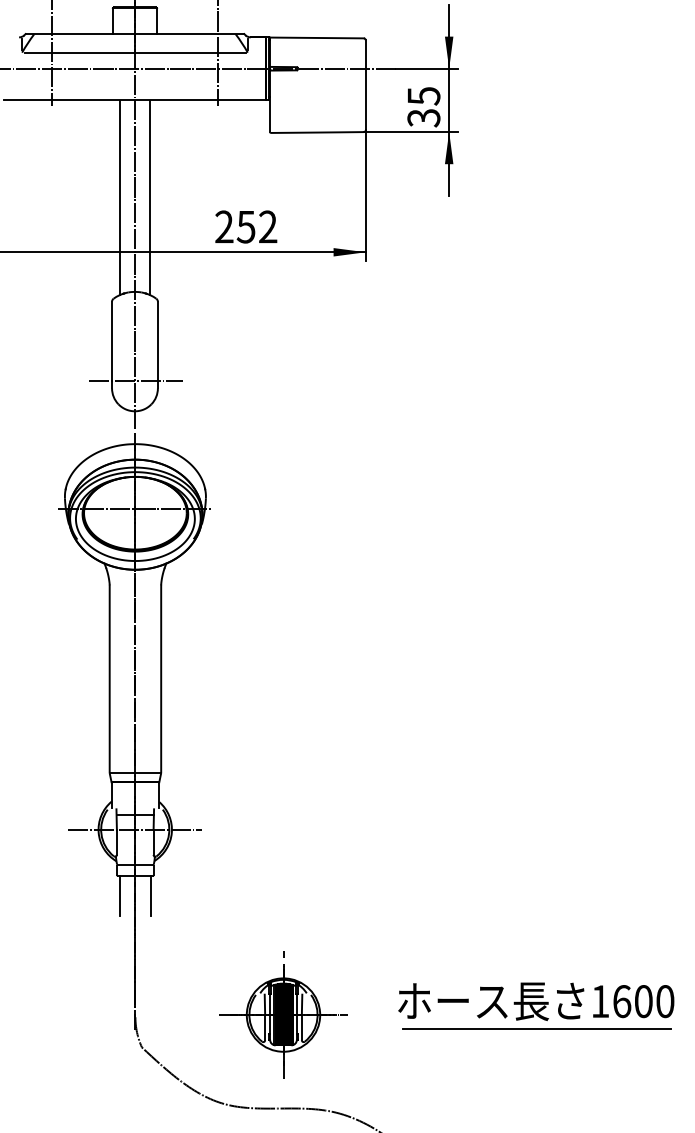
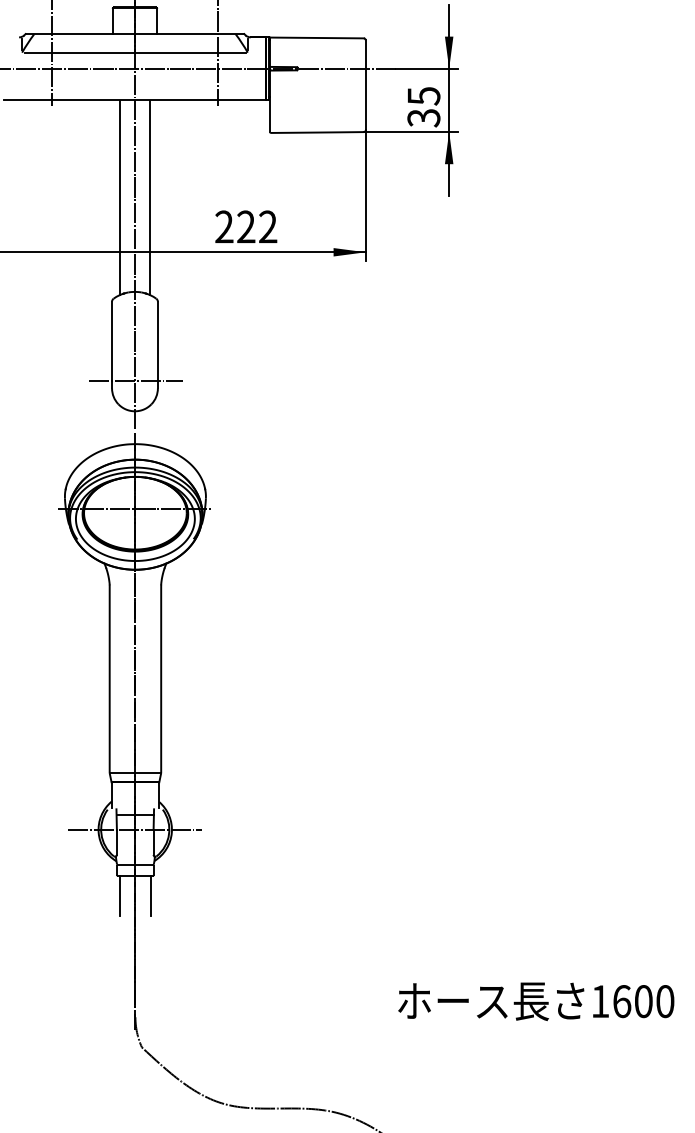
text: 252 -> 222 (245, 226)
part: present -> none (283, 1014)
line: present -> none (536, 1028)
